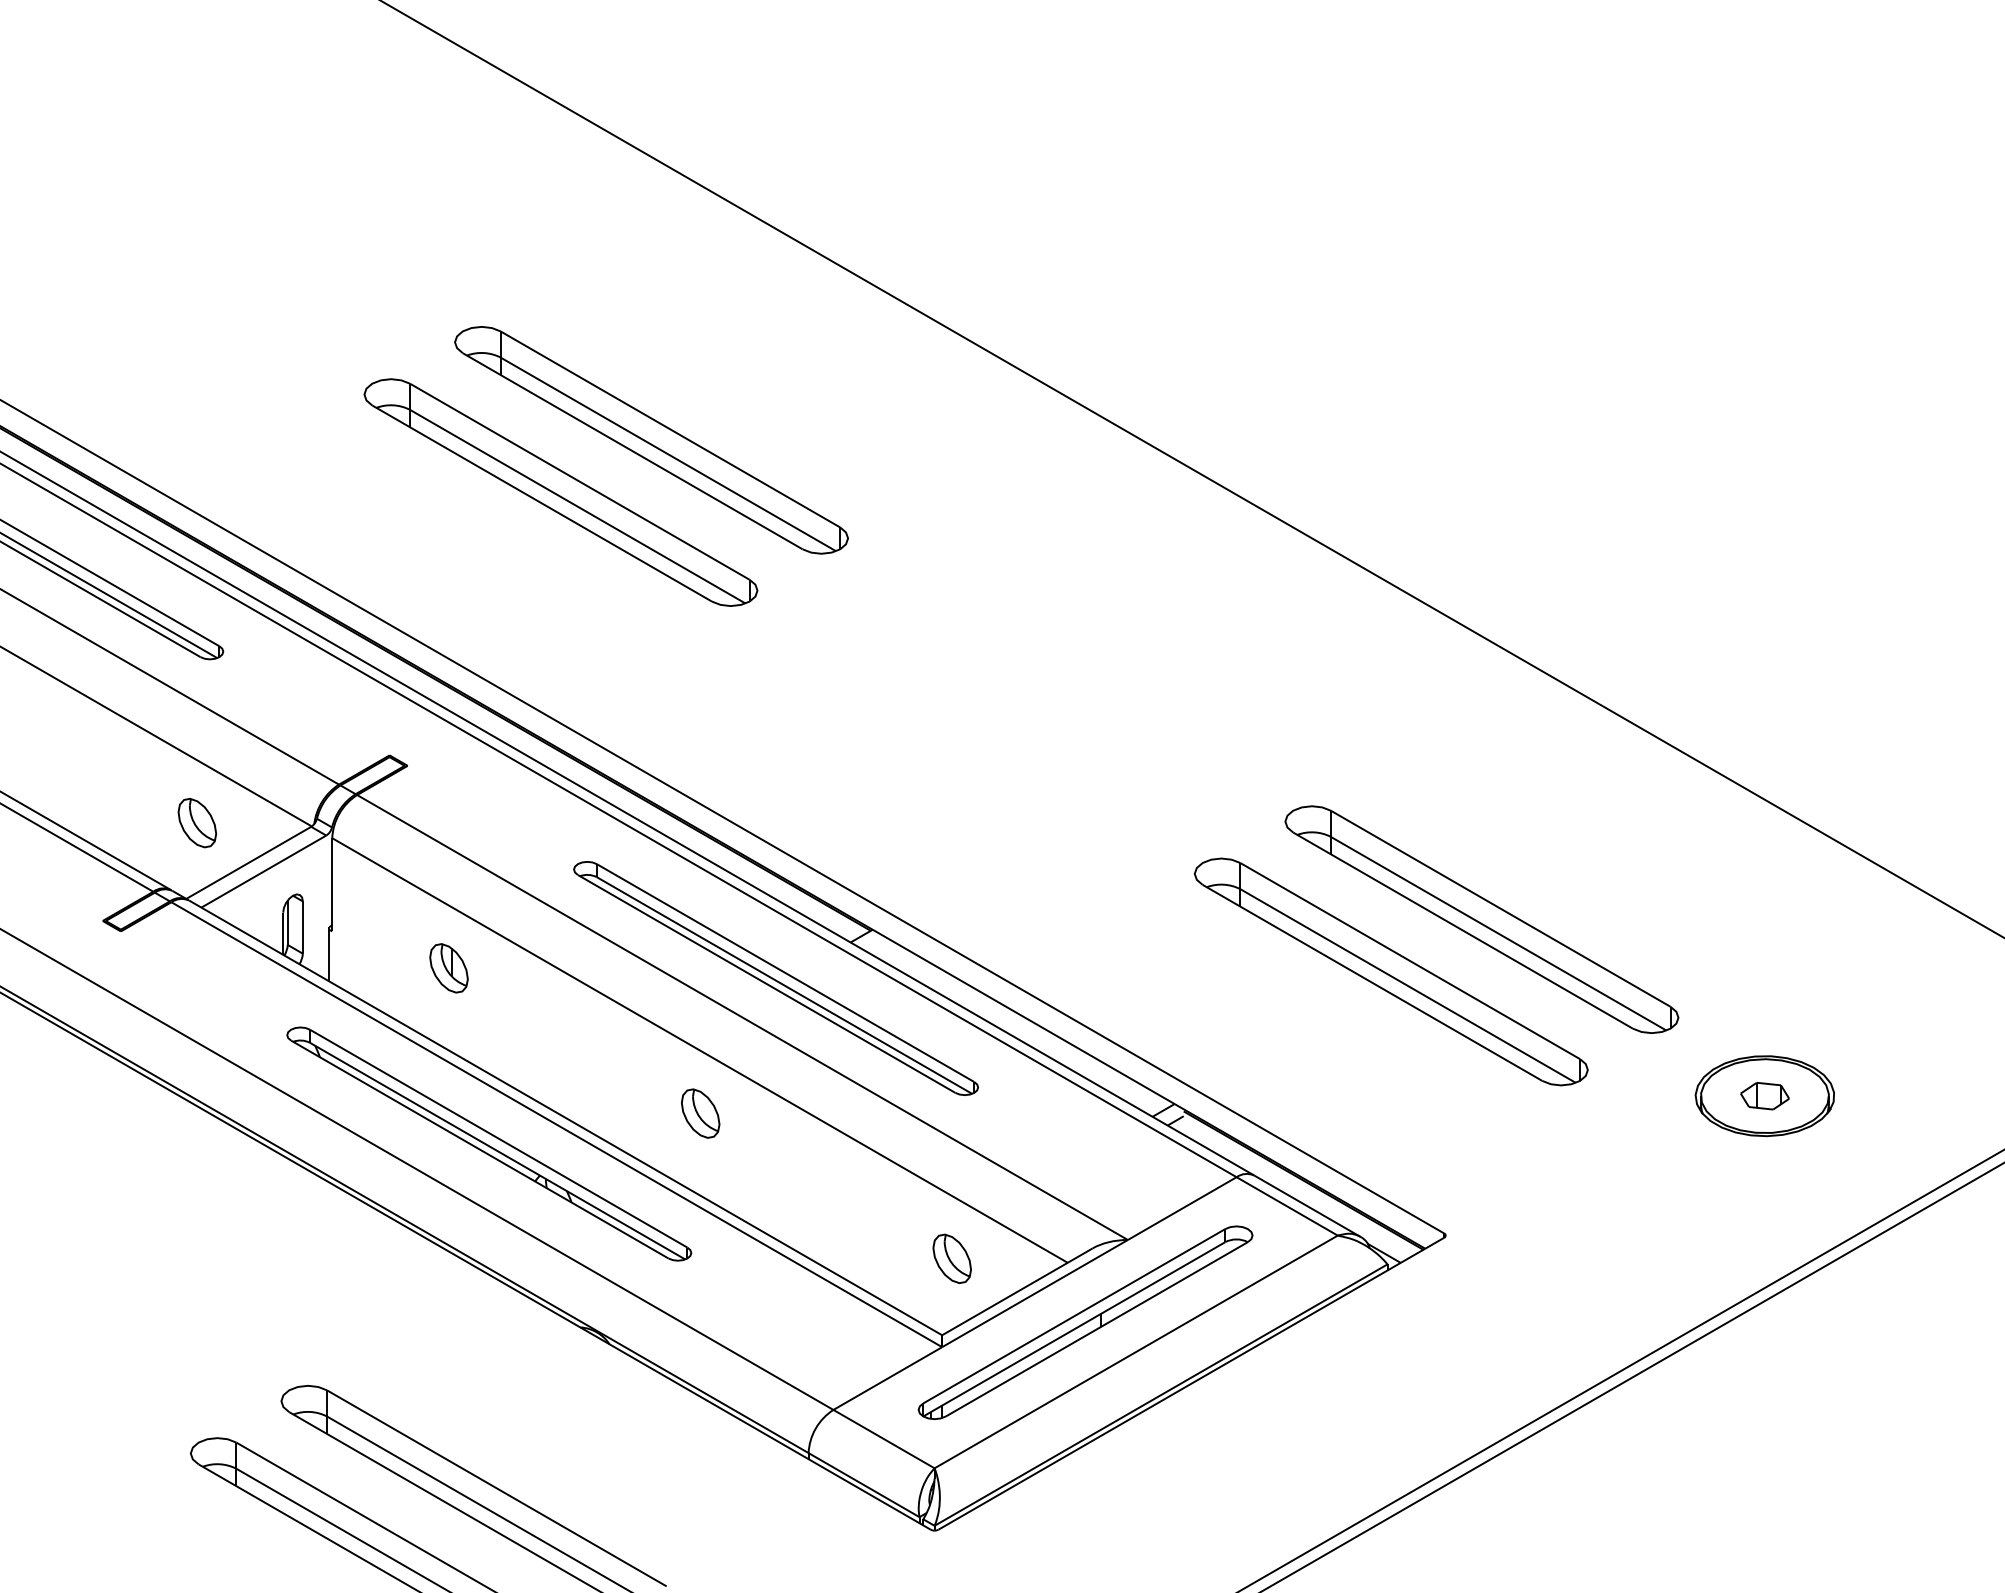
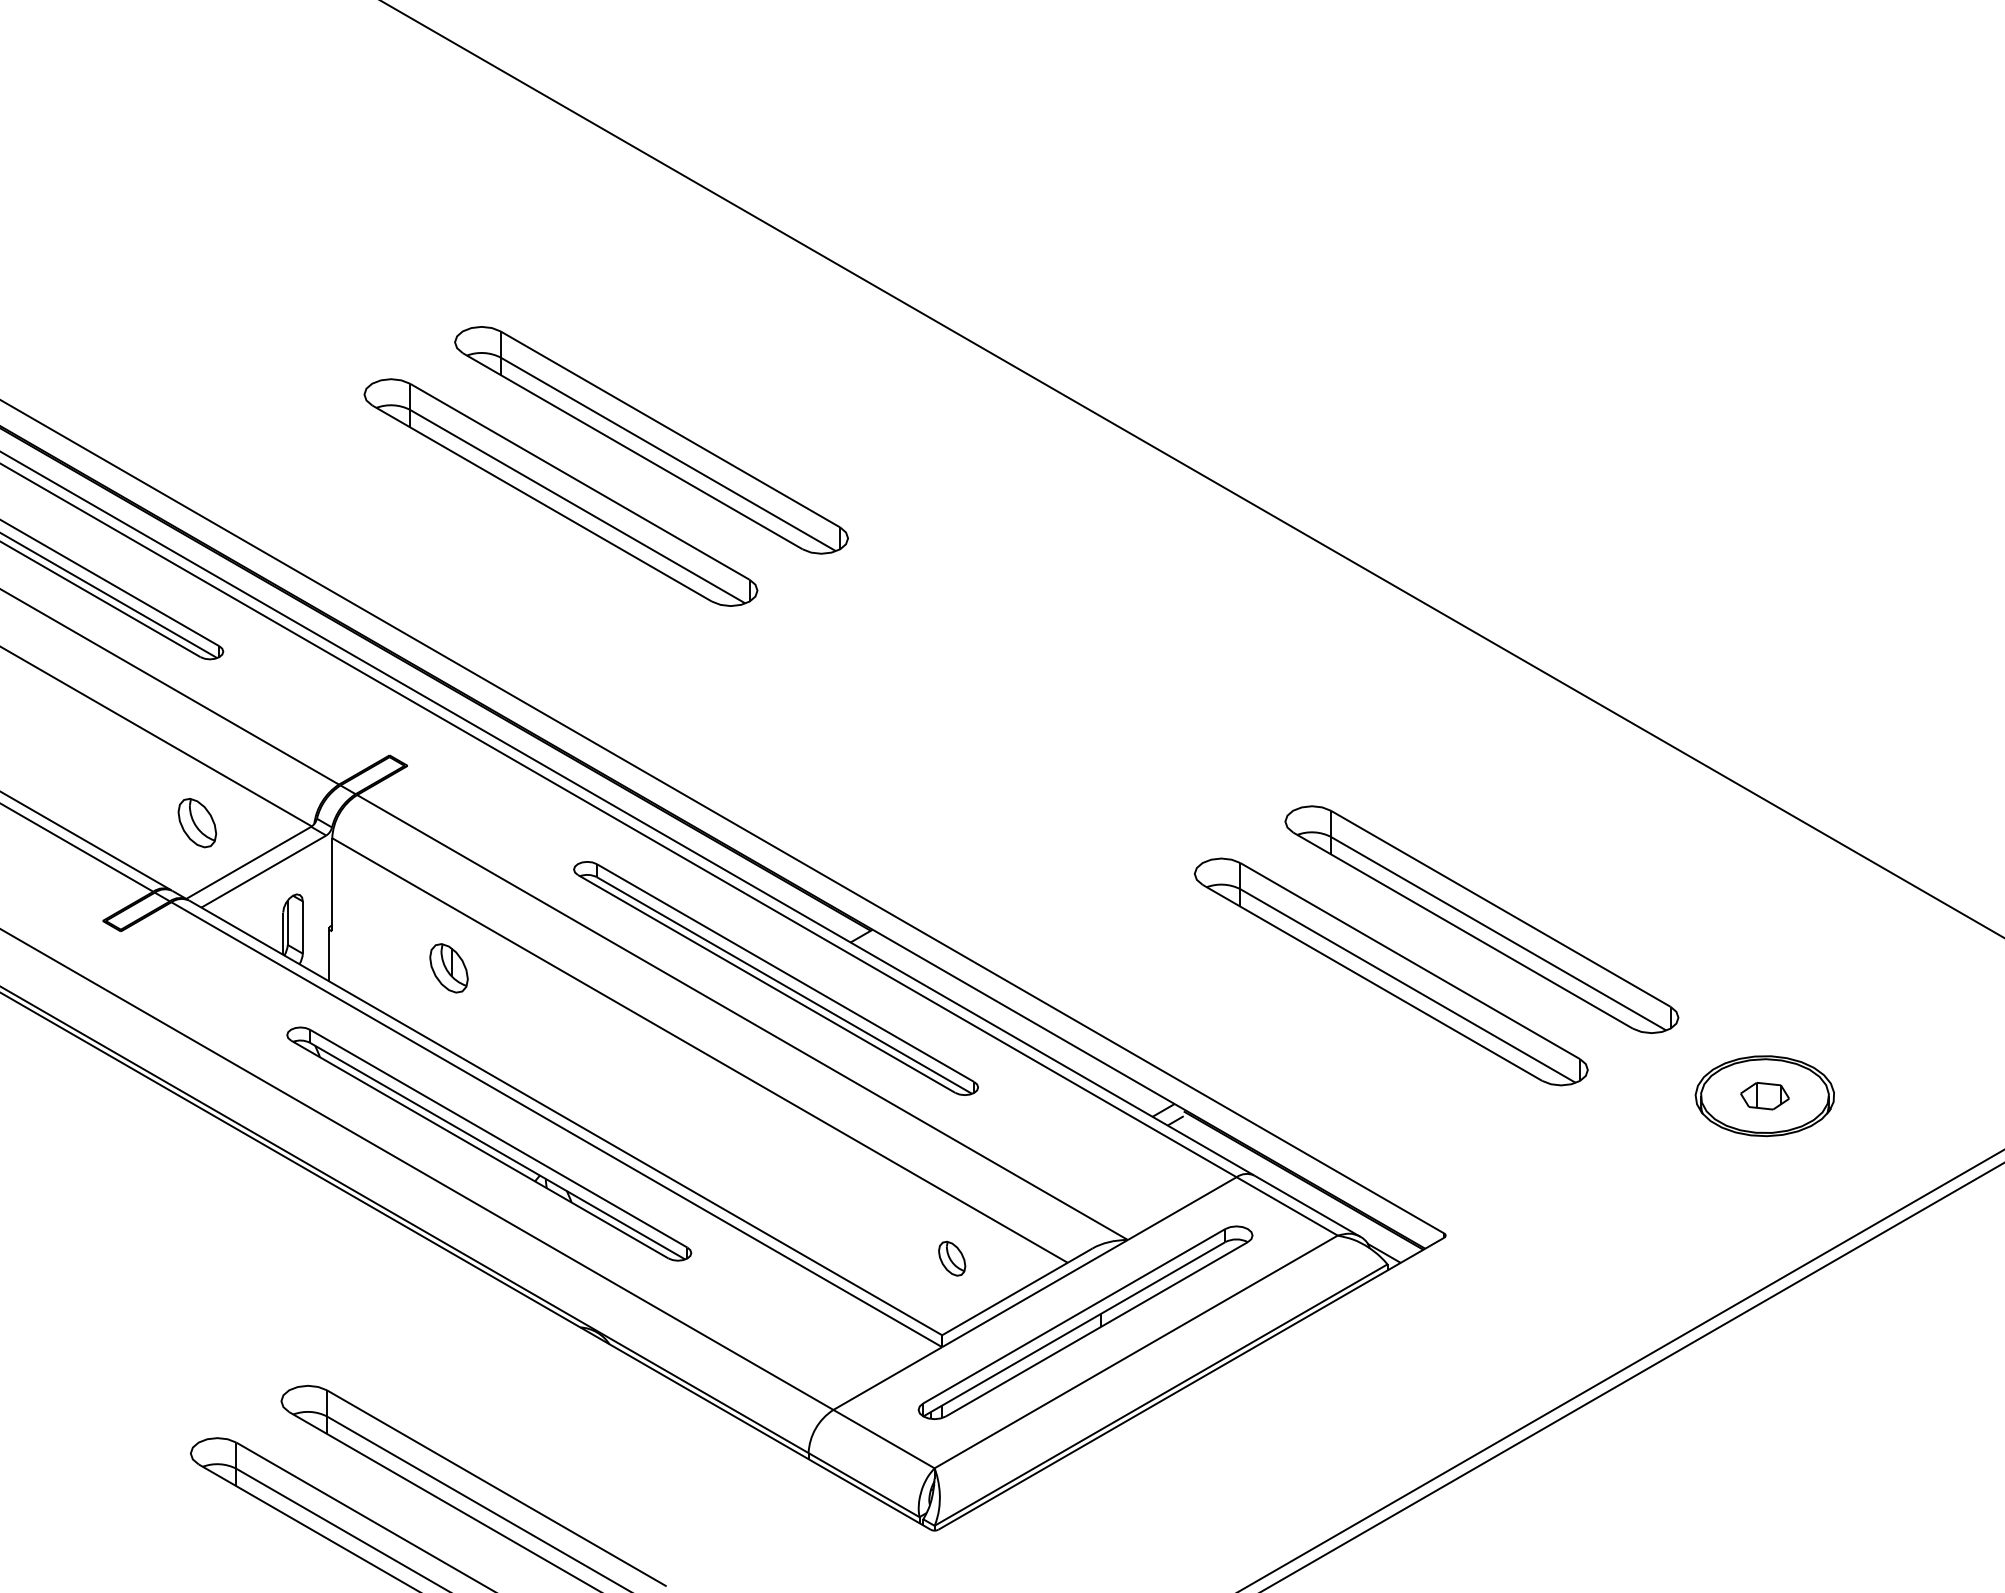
part: present -> none (700, 1113)
part size: 40x51 px -> 29x37 px (952, 1258)
